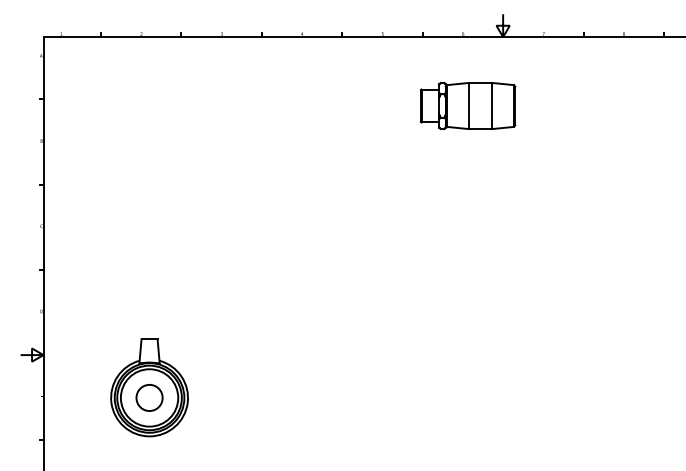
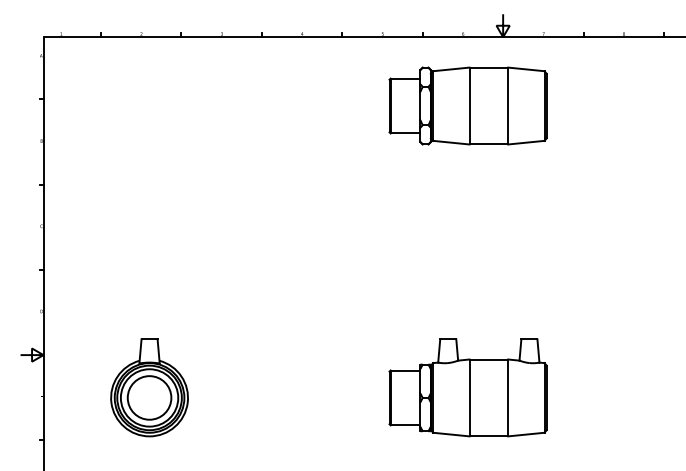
part size: 98x50 px -> 160x80 px (467, 105)
part: none -> present (467, 387)
circle diameter: 26 px -> 44 px (149, 397)
